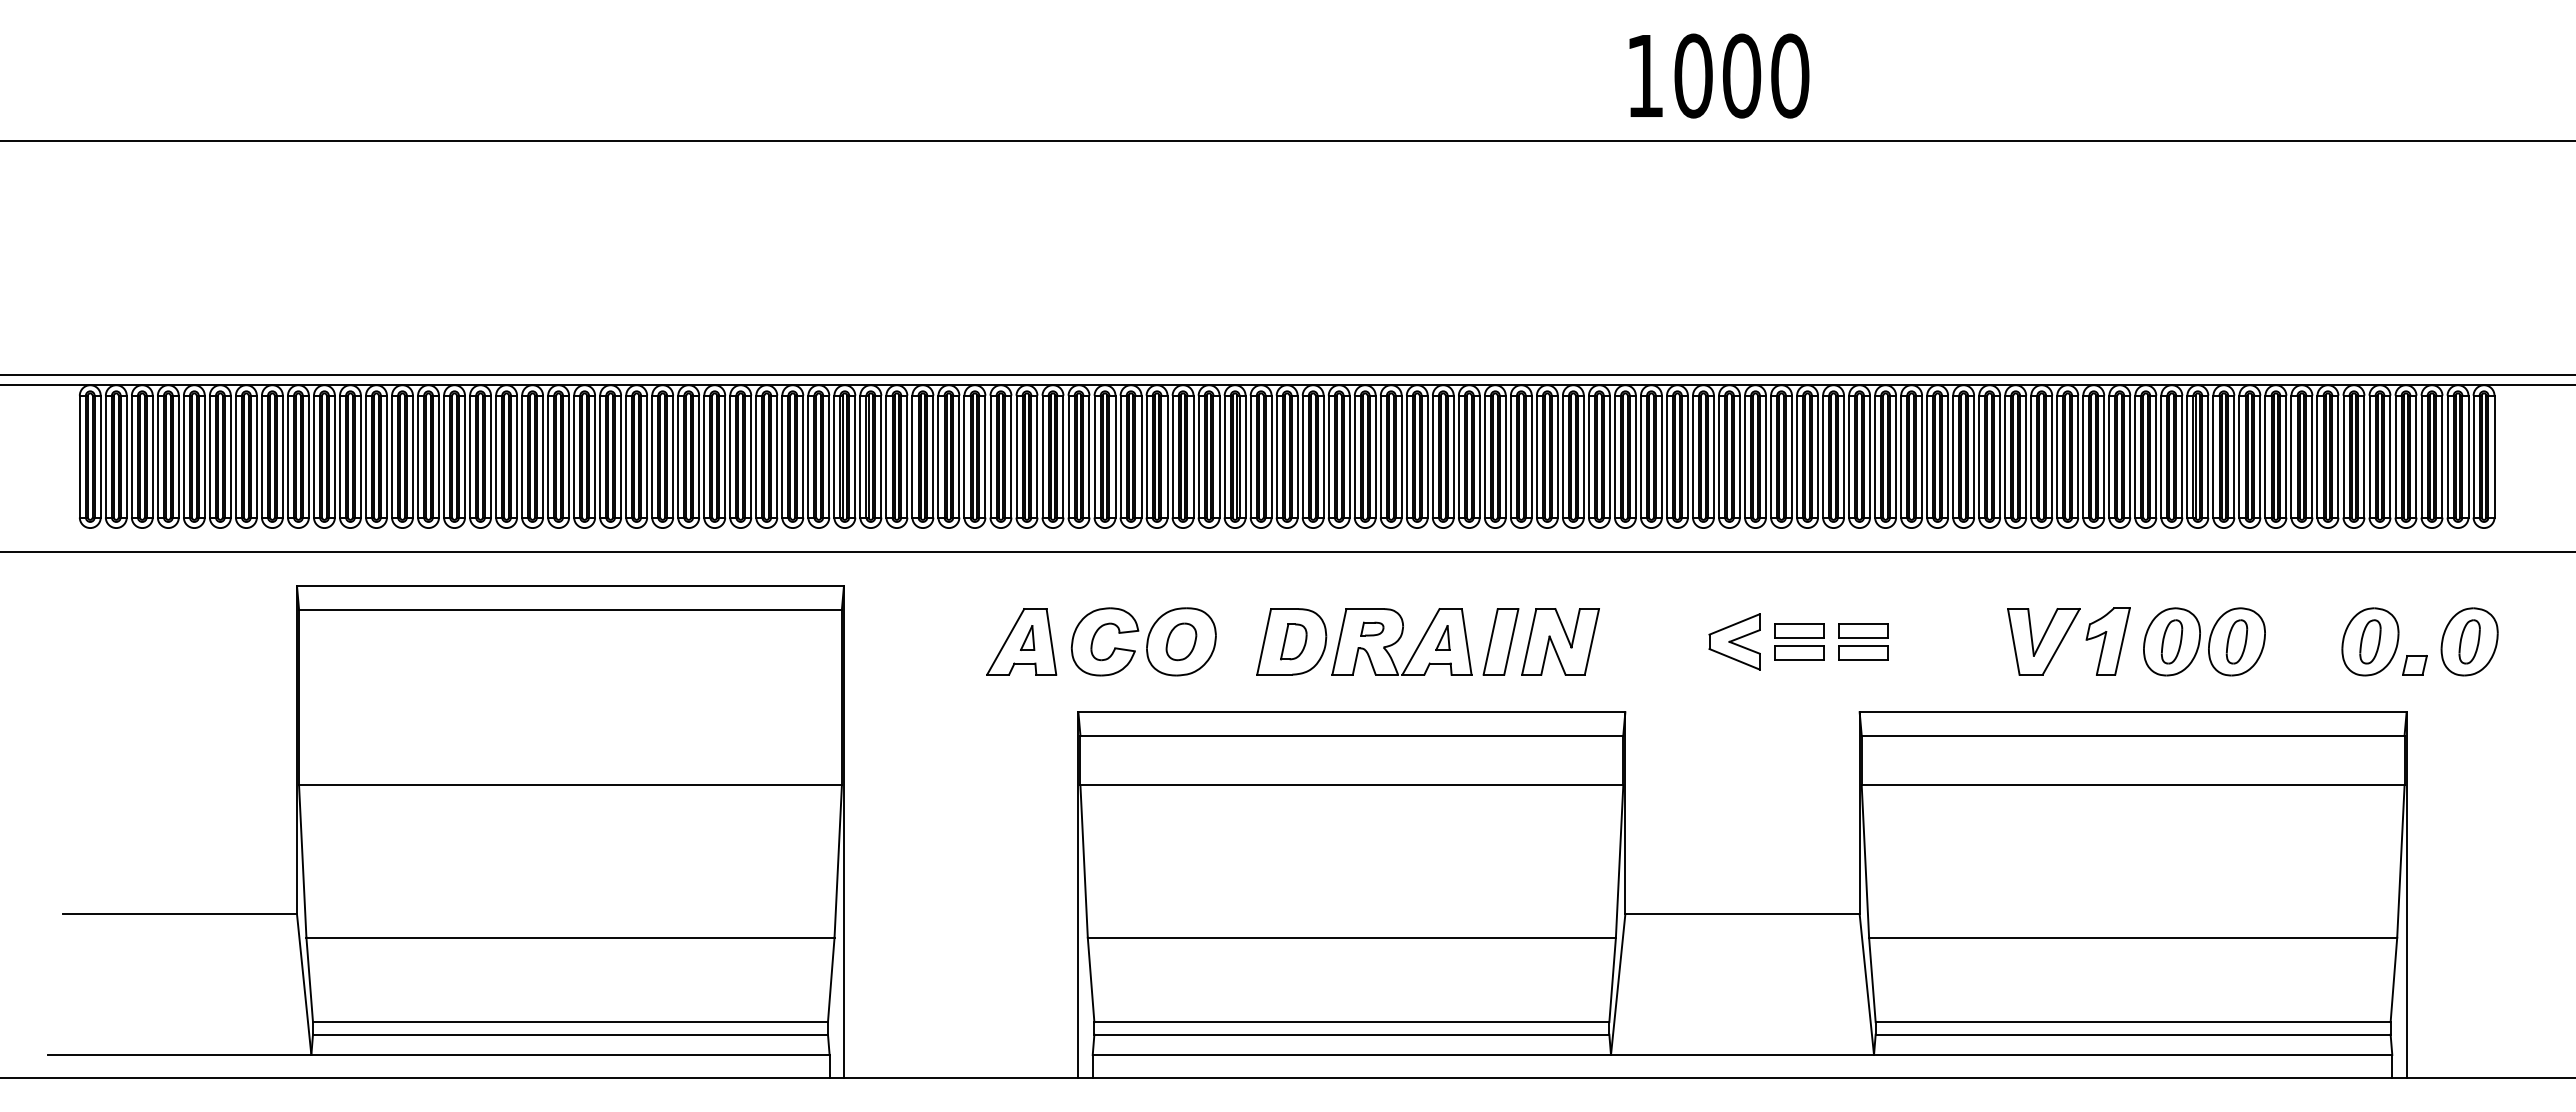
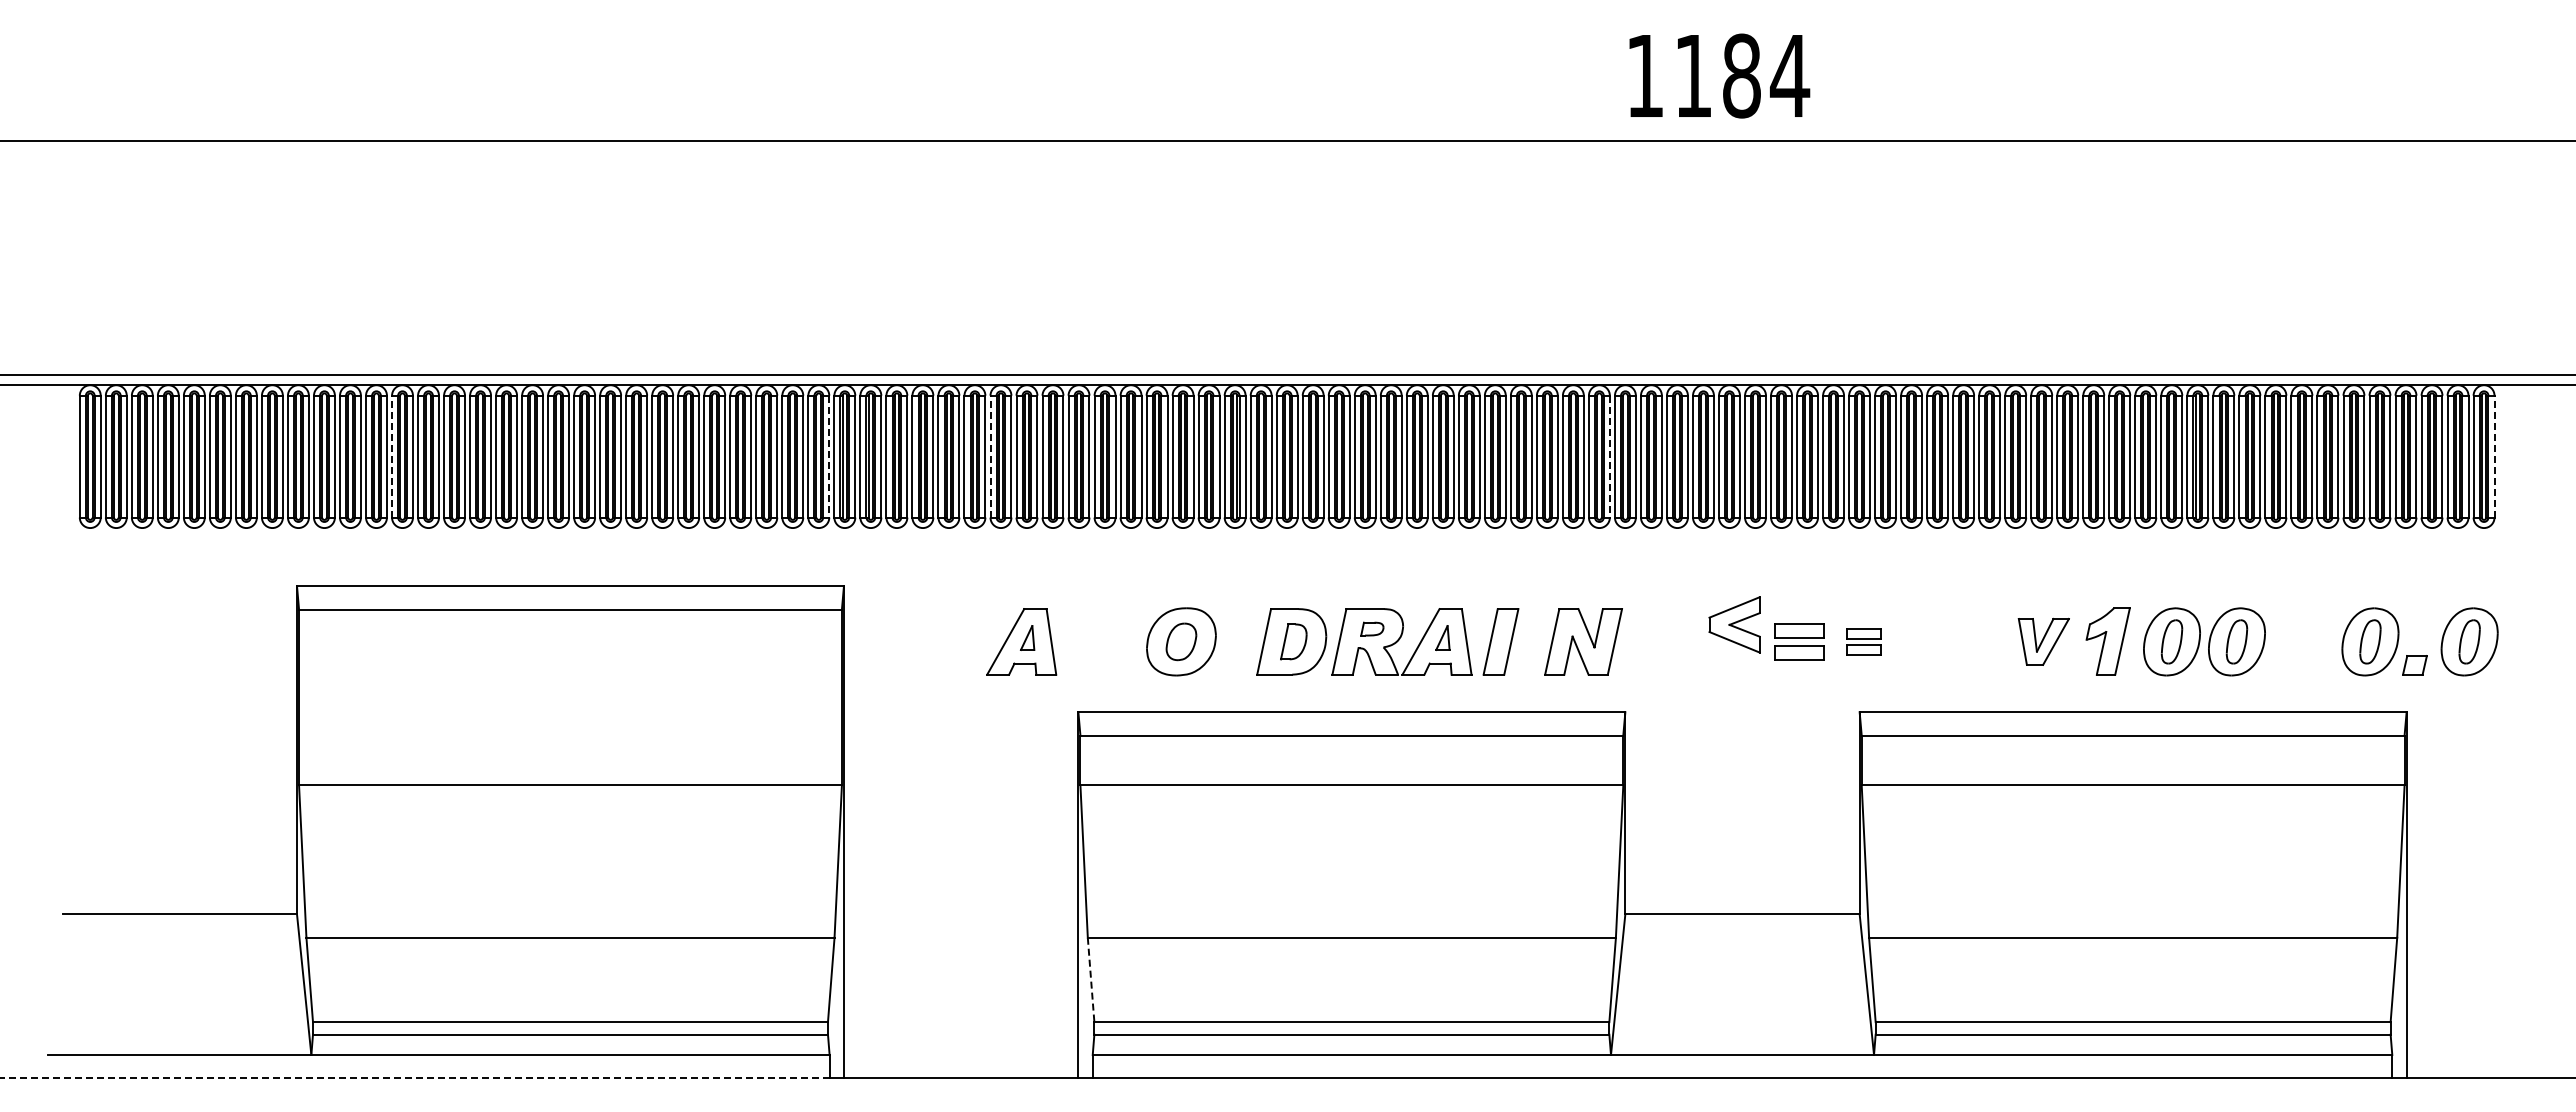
text: 1000 -> 1184 (1742, 75)
line: solid -> dashed (392, 456)
line: solid -> dashed (829, 456)
line: solid -> dashed (990, 456)
line: solid -> dashed (1609, 456)
line: solid -> dashed (2494, 456)
line: present -> none (1287, 552)
part: present -> none (1094, 638)
part position: (1560, 641) -> (1583, 641) (1583, 641)
part position: (1734, 641) -> (1734, 624) (1734, 624)
part size: 51x38 px -> 36x28 px (1863, 641)
part size: 74x68 px -> 53x49 px (2043, 641)
line: solid -> dashed (1091, 980)
line: solid -> dashed (414, 1078)
